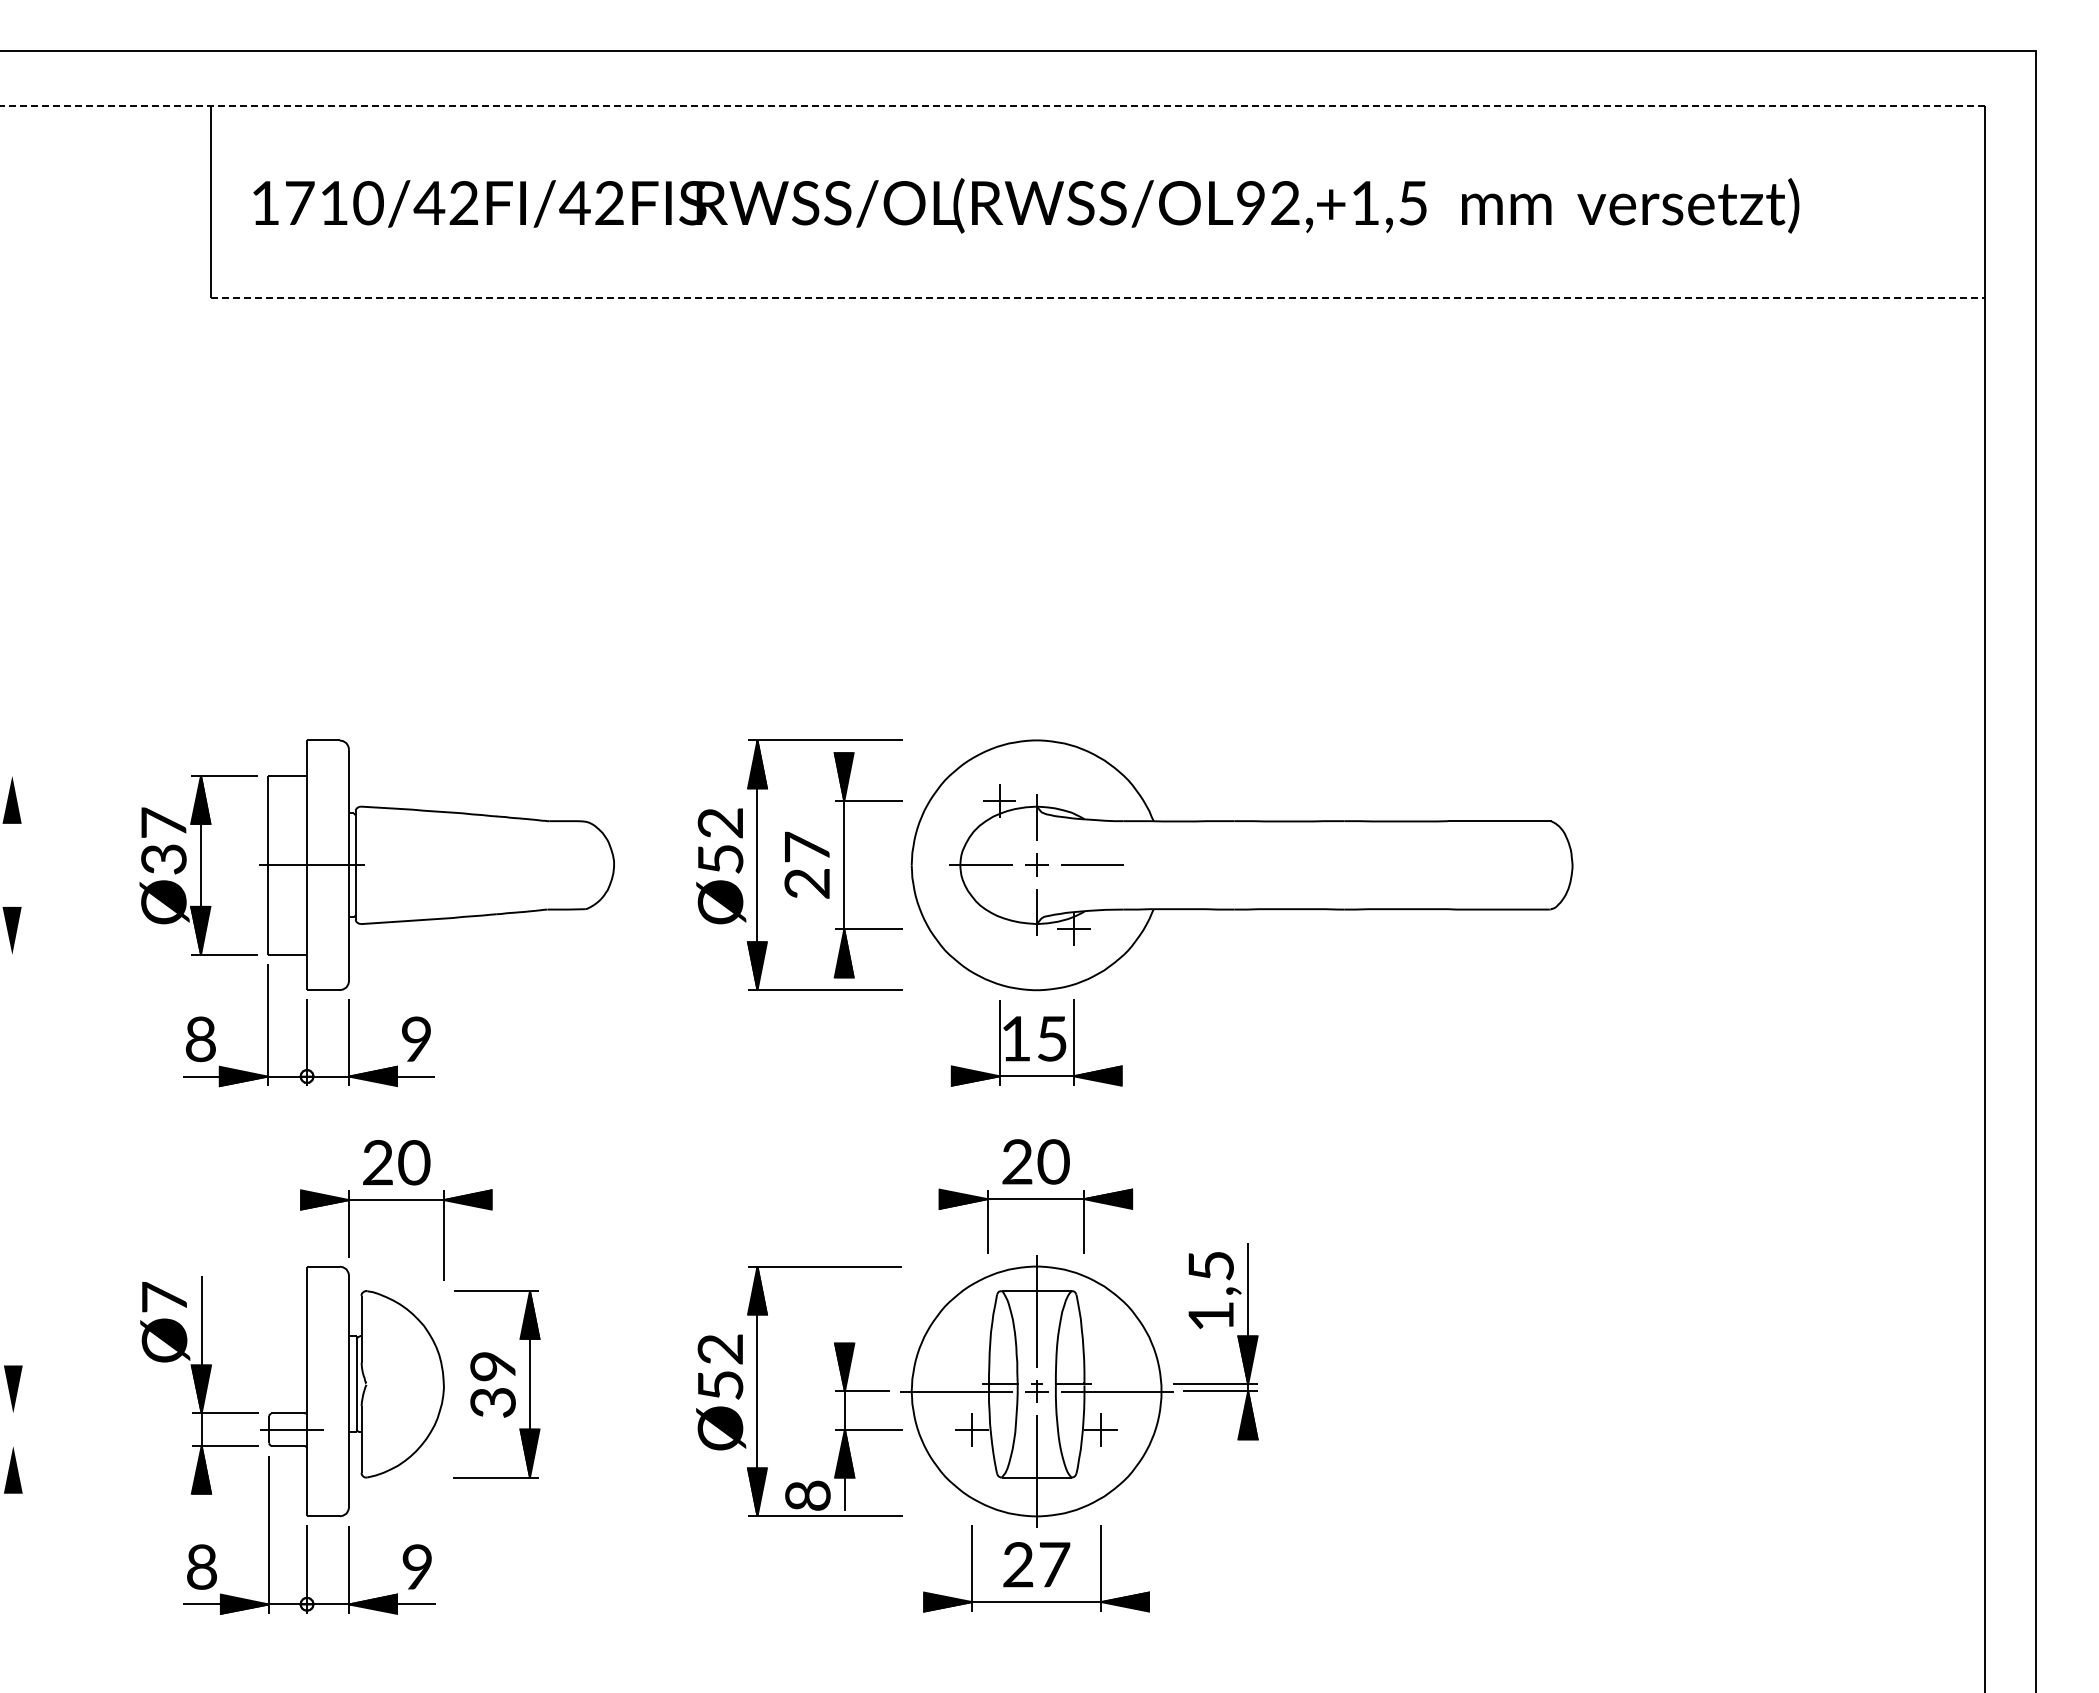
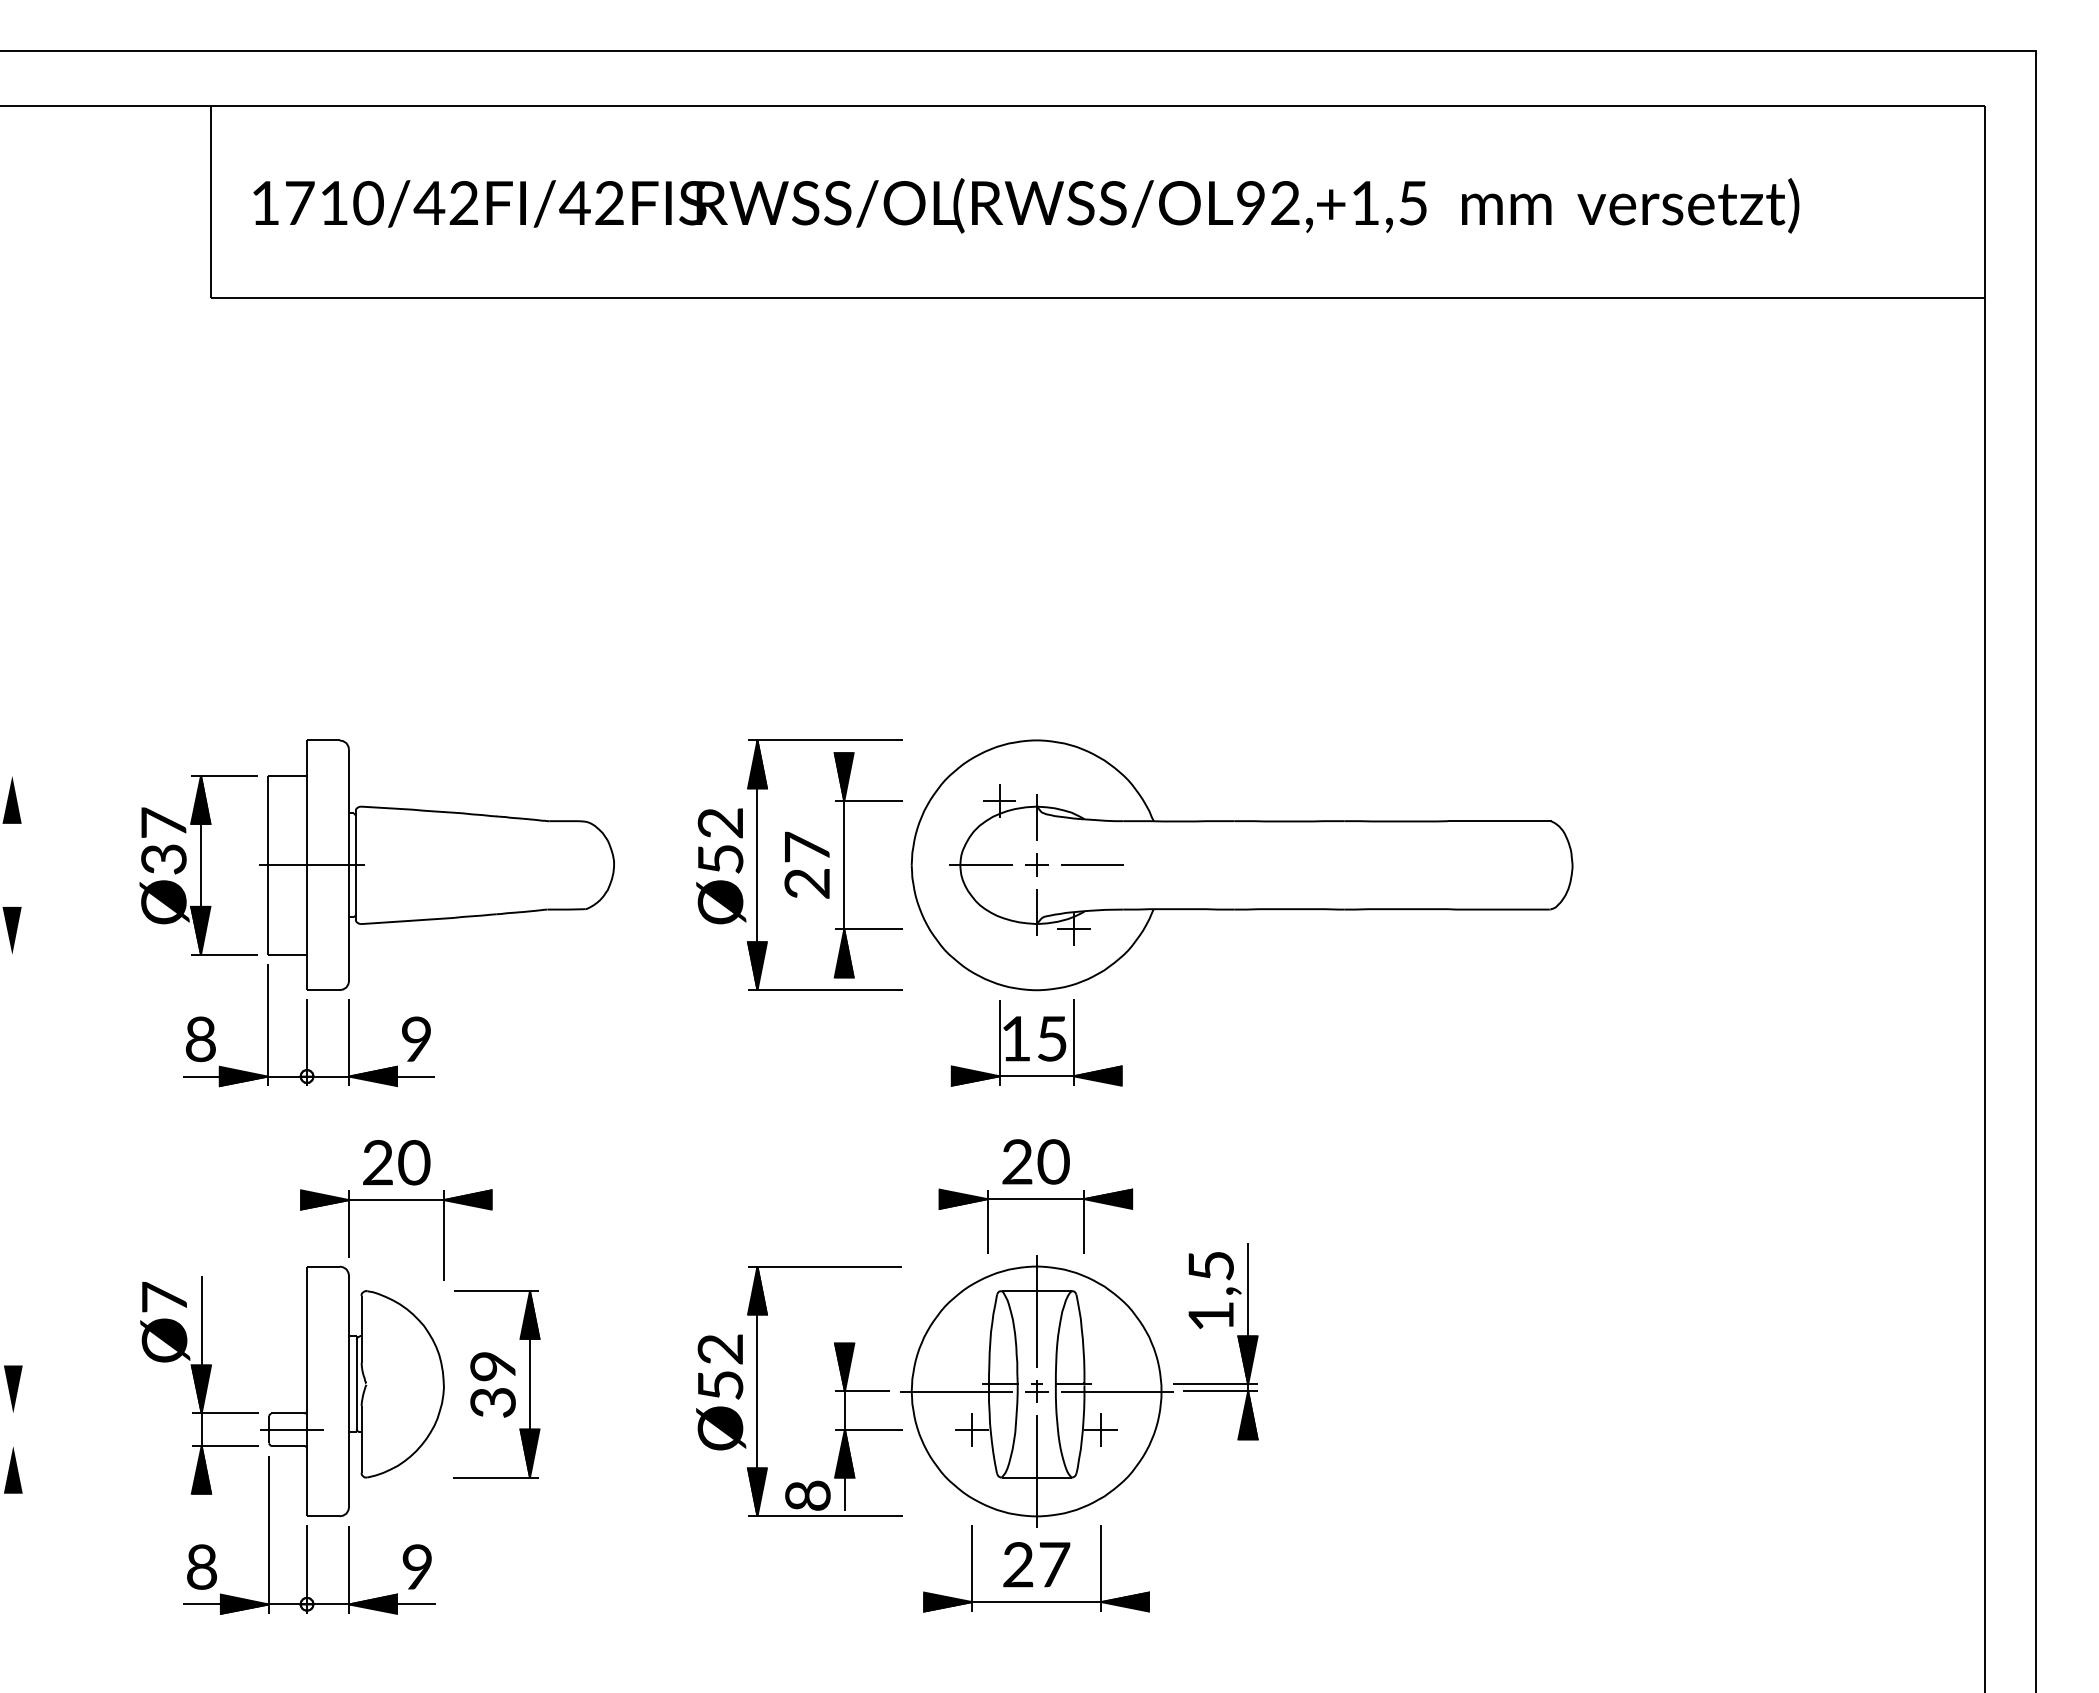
line: dashed -> solid (992, 106)
line: dashed -> solid (1097, 297)
